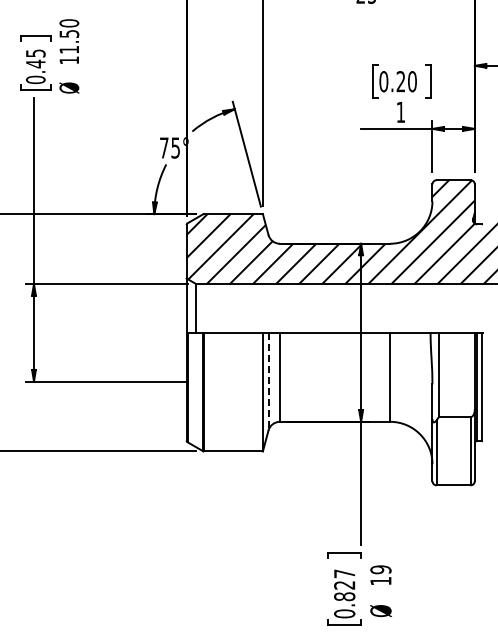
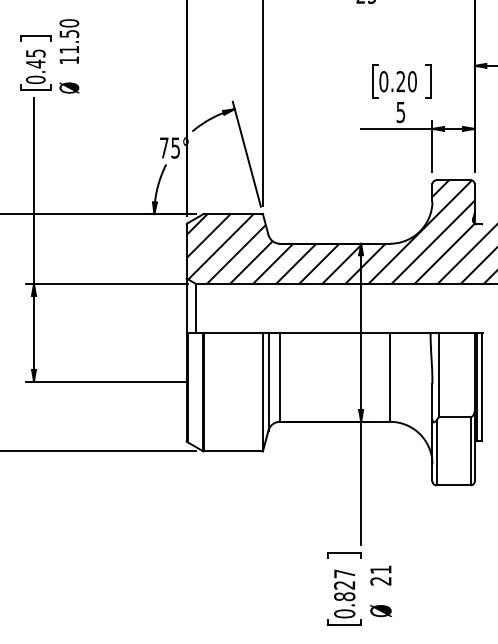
text: 1 -> 5 (400, 112)
line: dashed -> solid (268, 381)
text: 19 -> 21 (380, 575)
